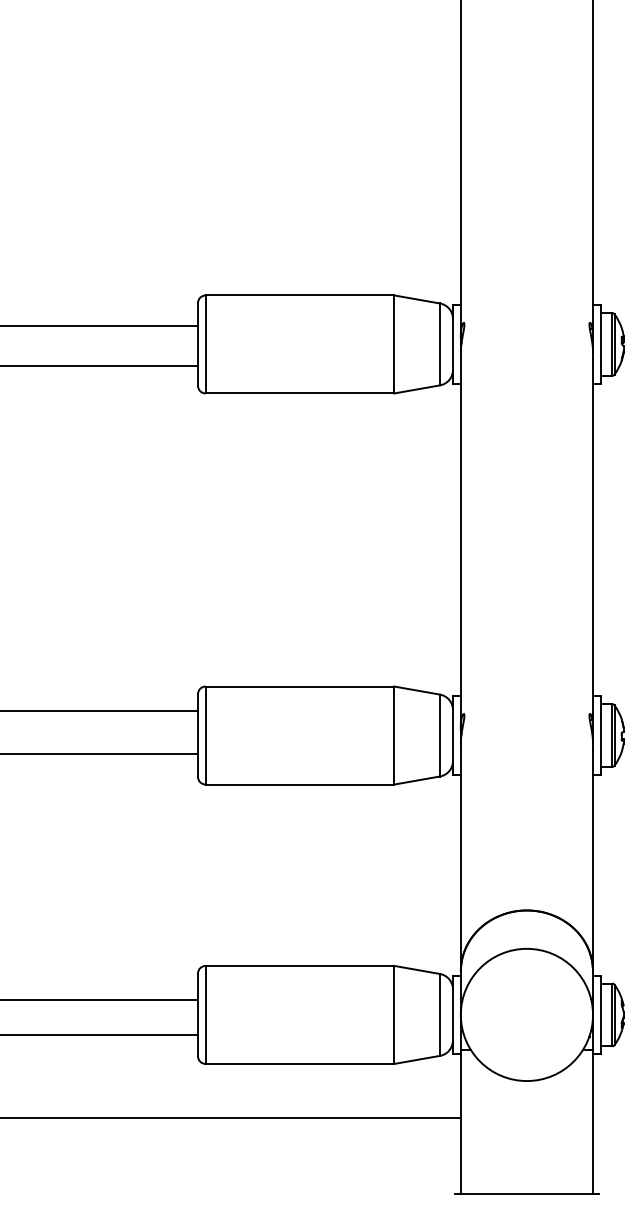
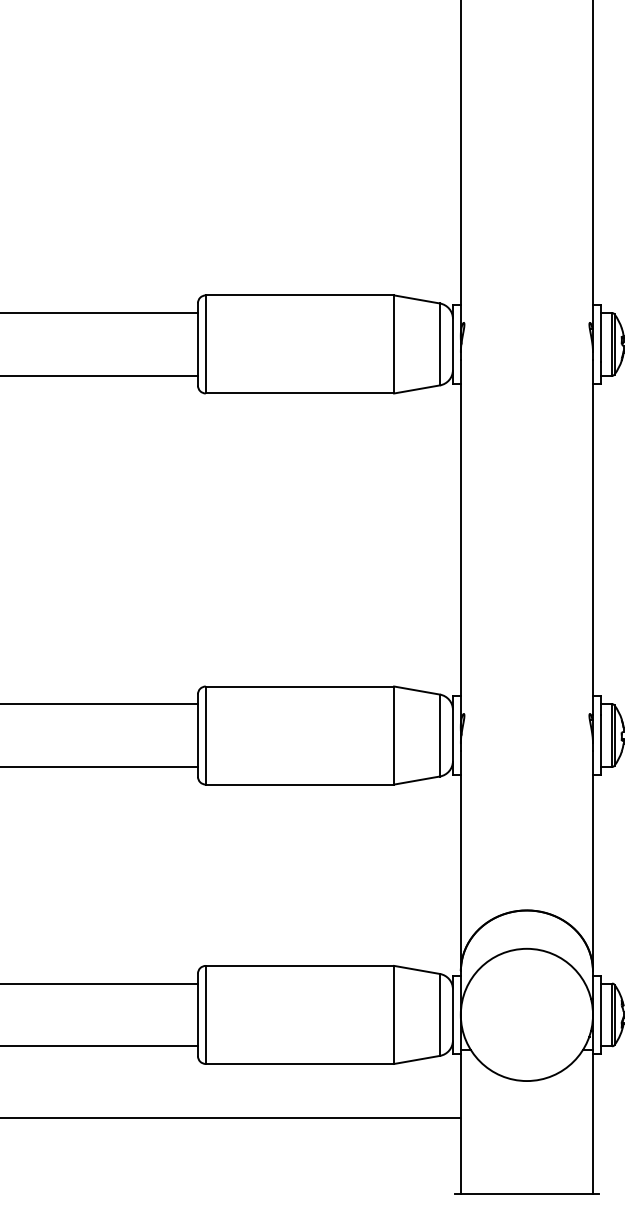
line position: (99, 326) -> (99, 313) (99, 313)
line position: (99, 365) -> (99, 375) (99, 375)
line position: (99, 711) -> (99, 704) (99, 704)
line position: (99, 753) -> (99, 766) (99, 766)
line position: (99, 999) -> (99, 983) (99, 983)
line position: (99, 1035) -> (99, 1046) (99, 1046)
